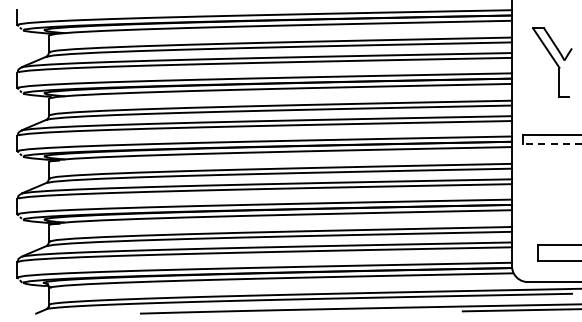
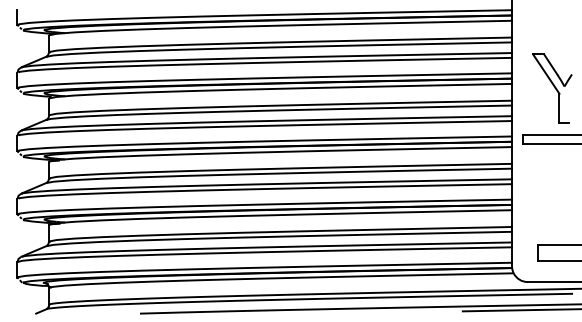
part position: (552, 62) -> (552, 88) (552, 88)
line: dashed -> solid (552, 143)
